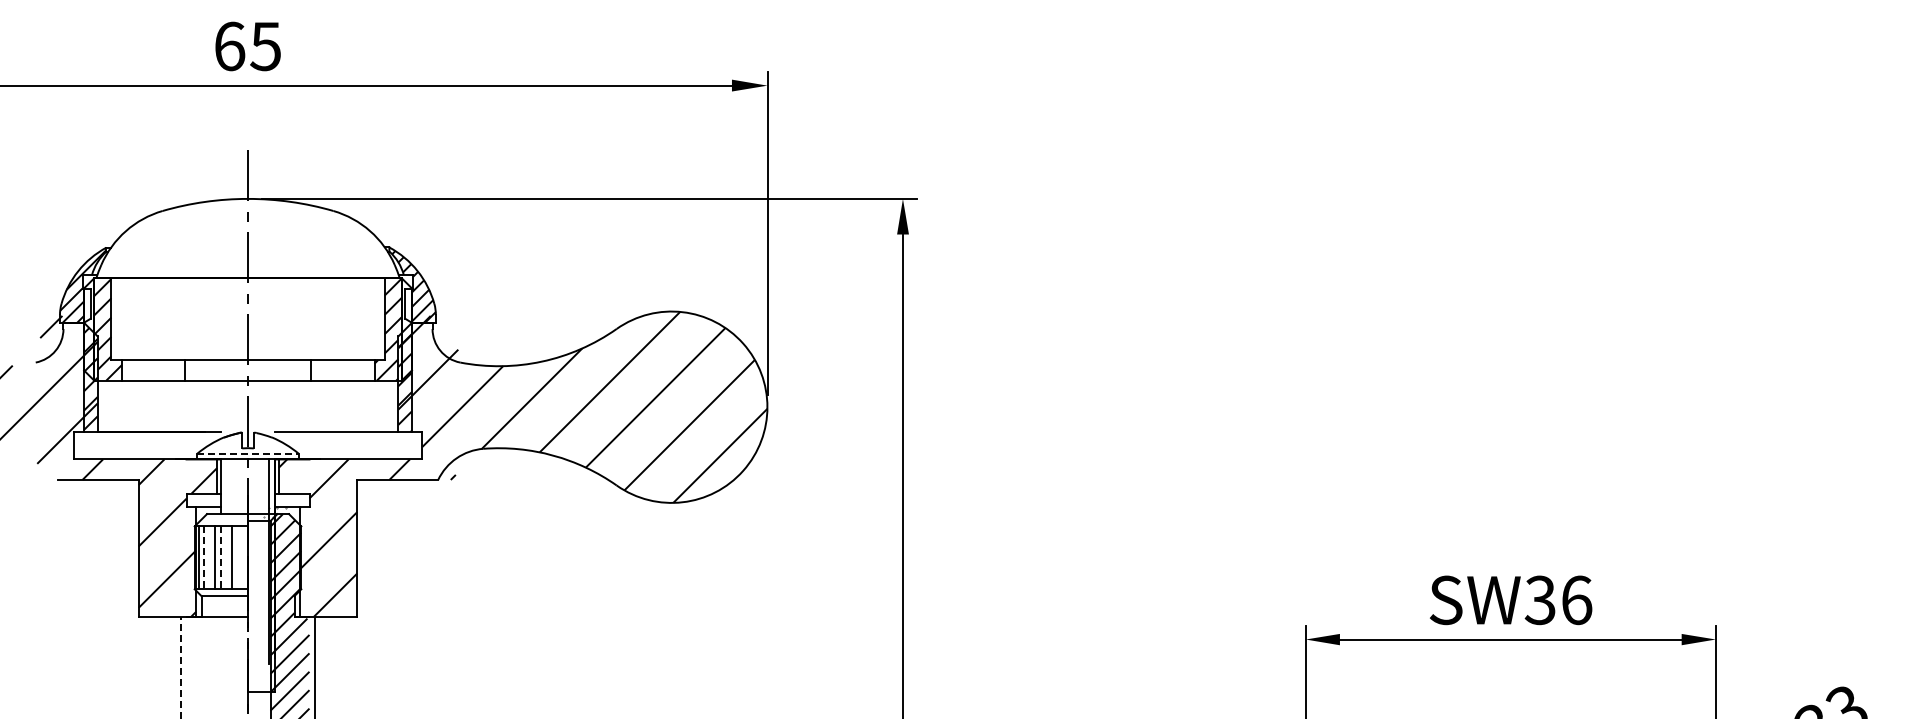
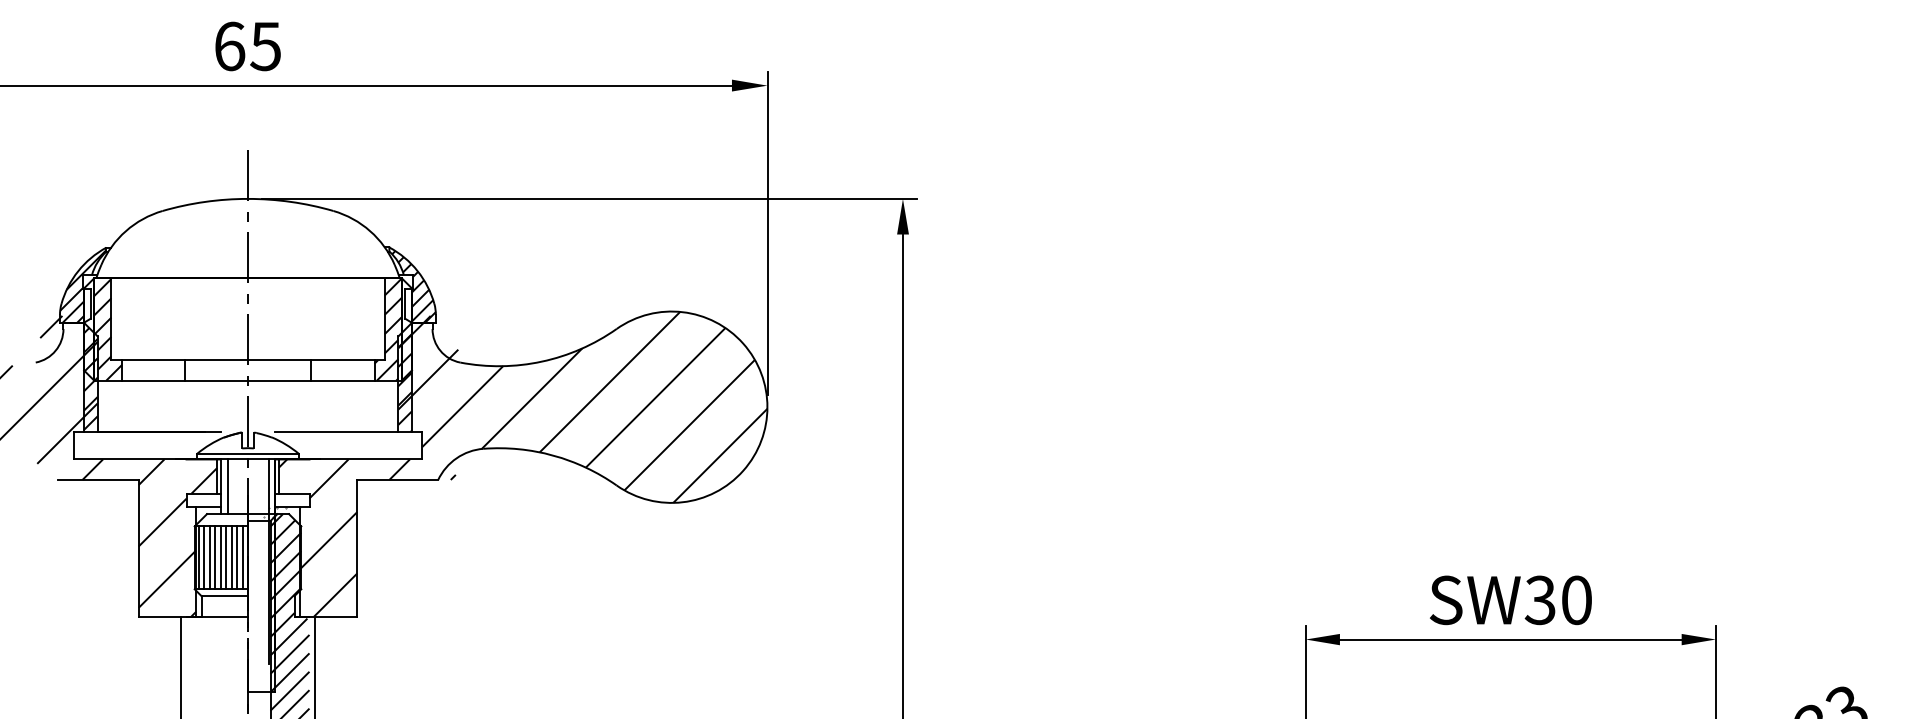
line: dashed -> solid (248, 453)
line: none -> present (227, 486)
line: none -> present (209, 557)
line: none -> present (226, 557)
line: none -> present (237, 557)
line: none -> present (242, 557)
line: dashed -> solid (204, 558)
line: dashed -> solid (220, 558)
text: SW36 -> SW30 (1577, 600)
line: dashed -> solid (181, 667)
